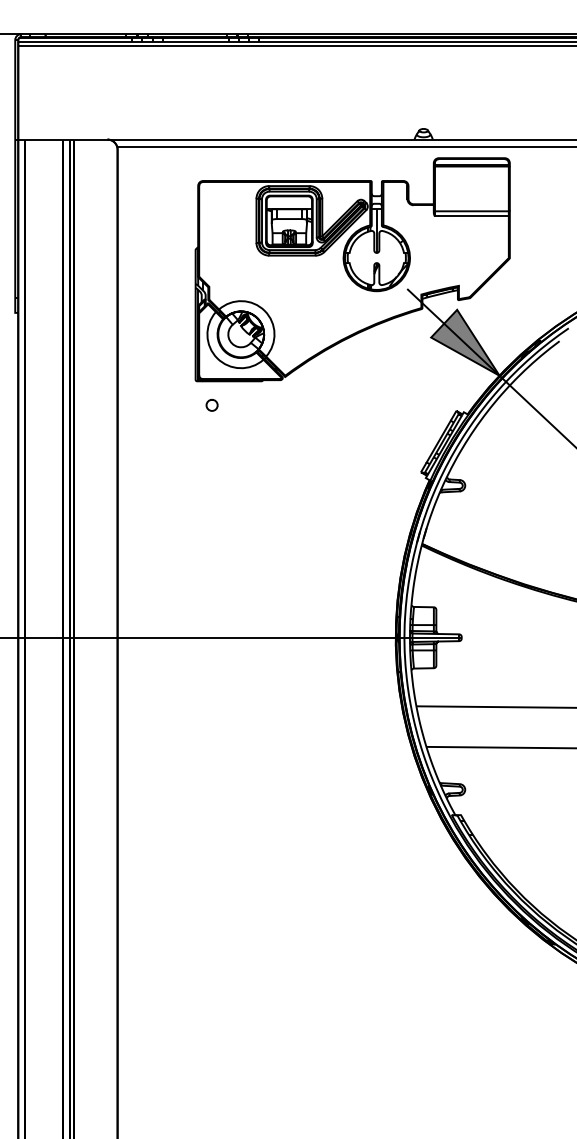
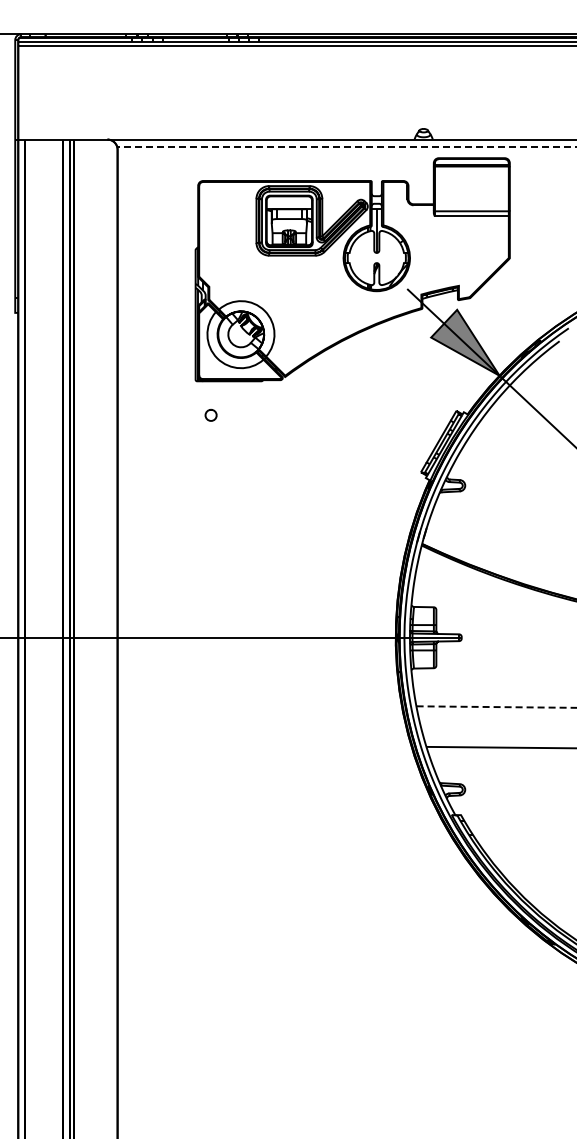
line: solid -> dashed (346, 146)
circle position: (211, 404) -> (210, 414) (210, 414)
line: solid -> dashed (496, 707)
